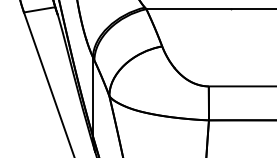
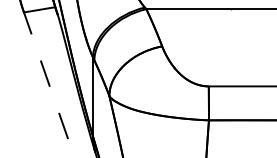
line: solid -> dashed (49, 85)
